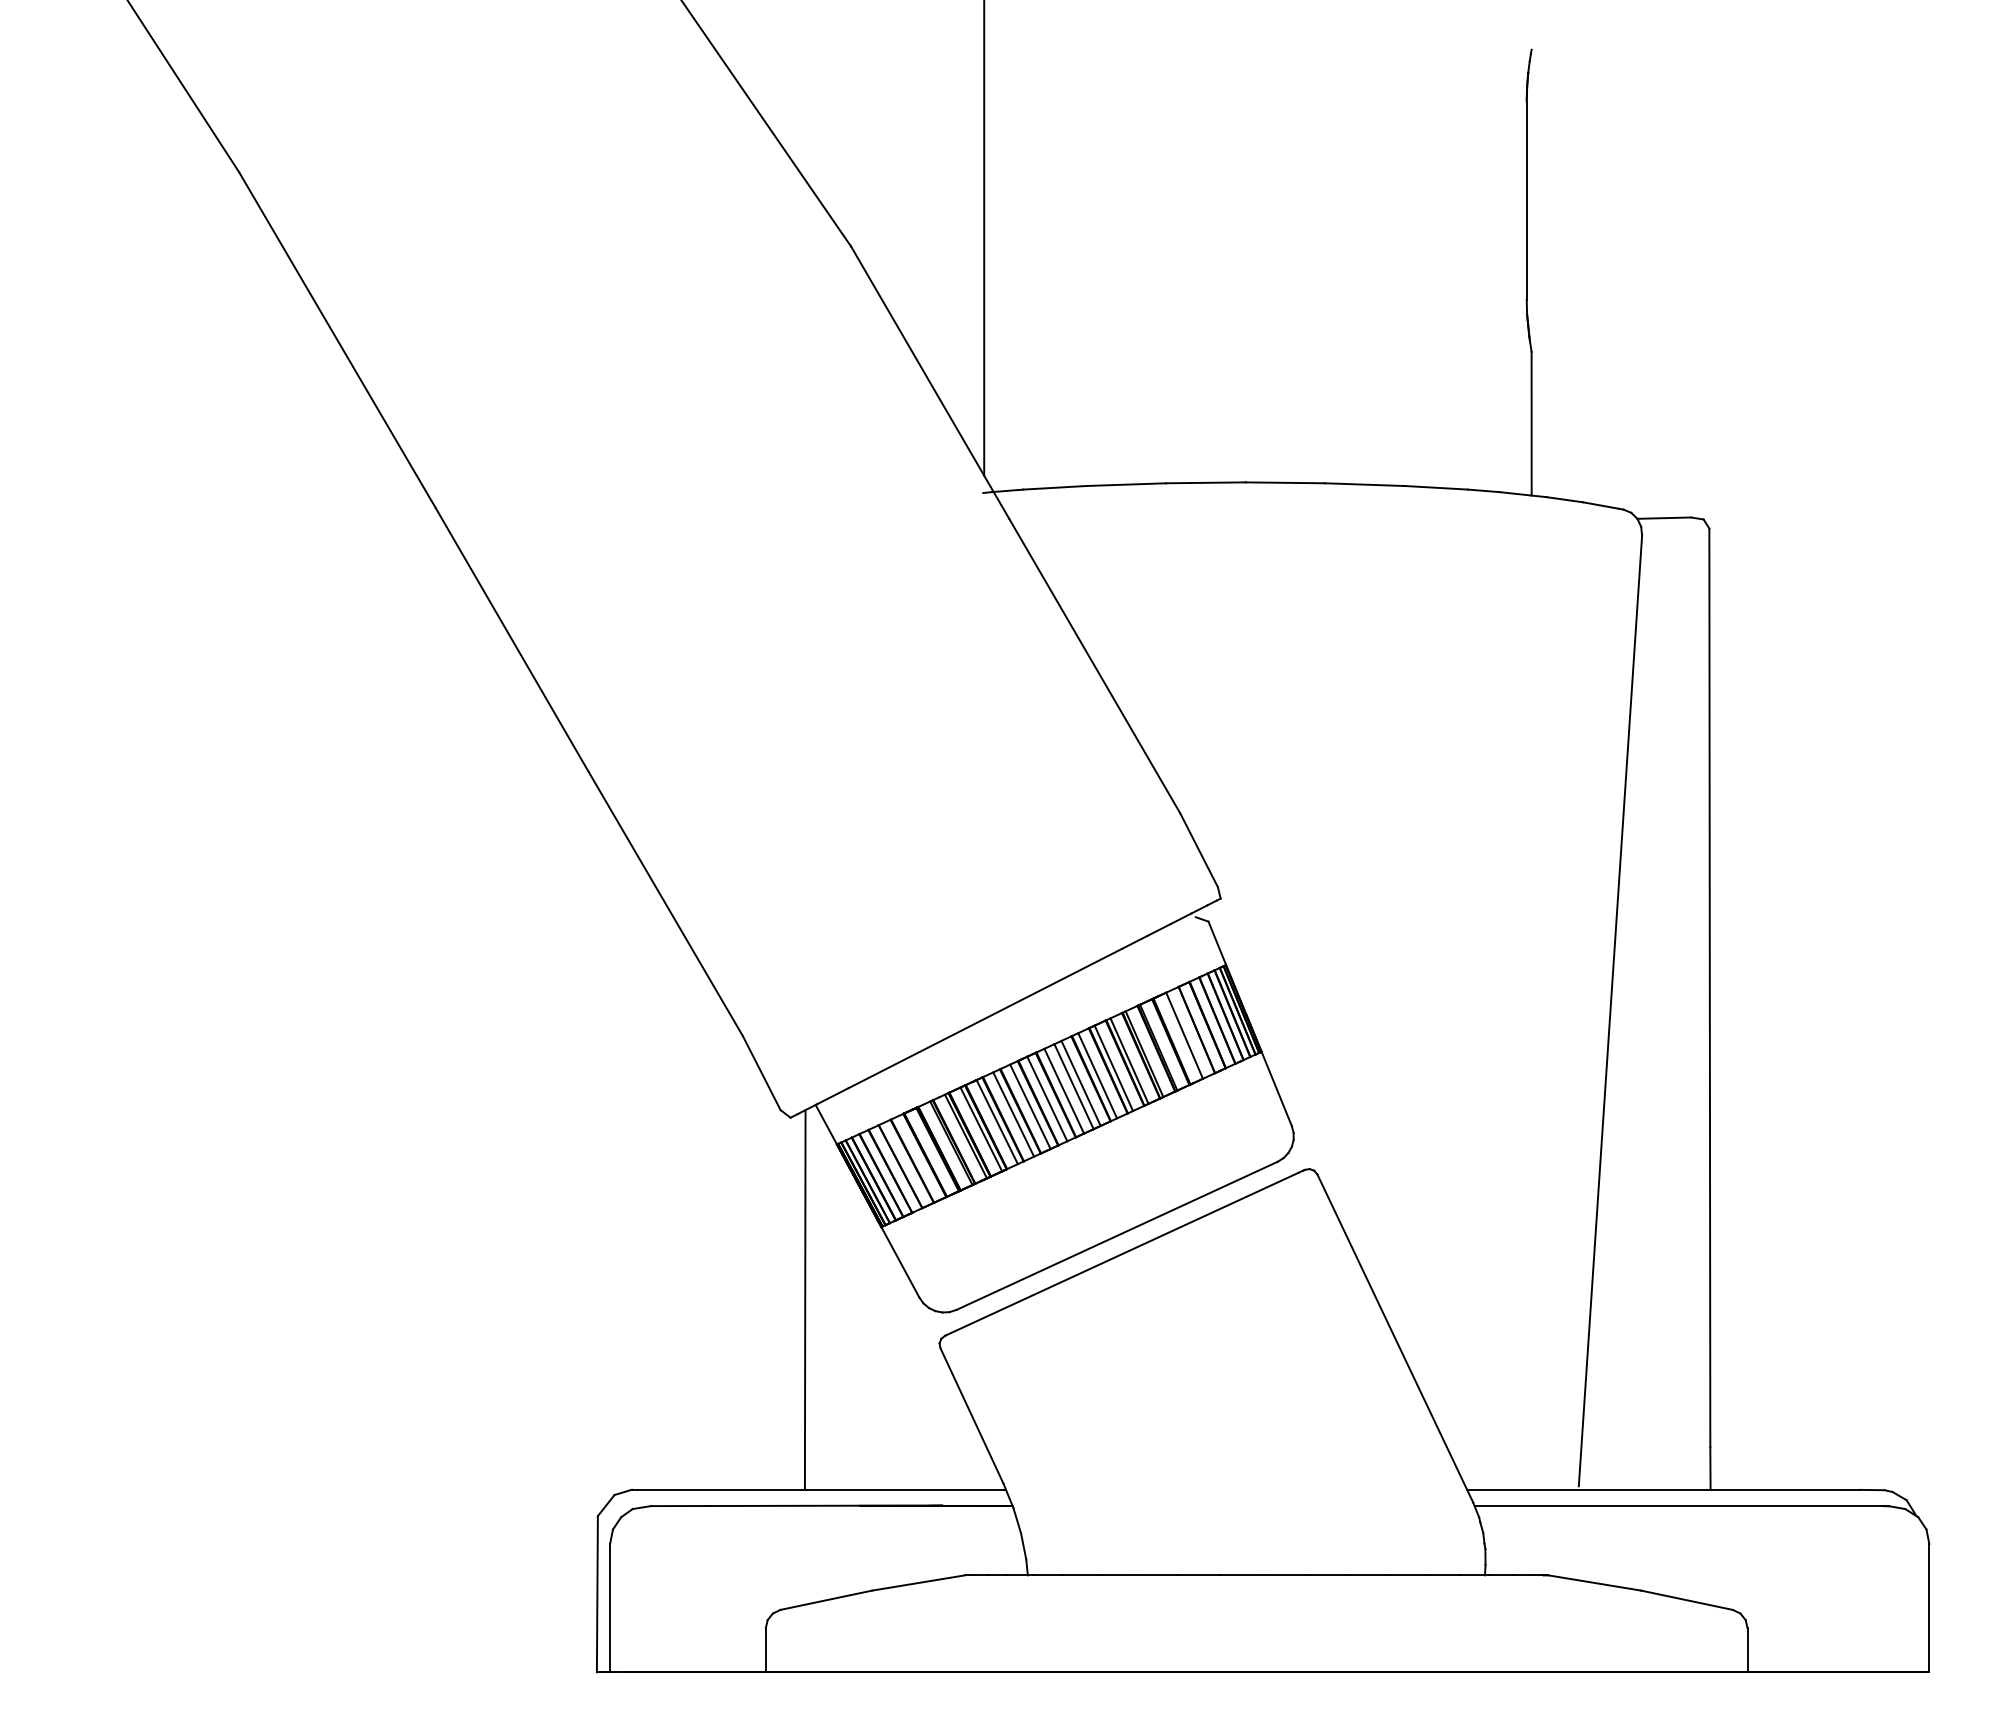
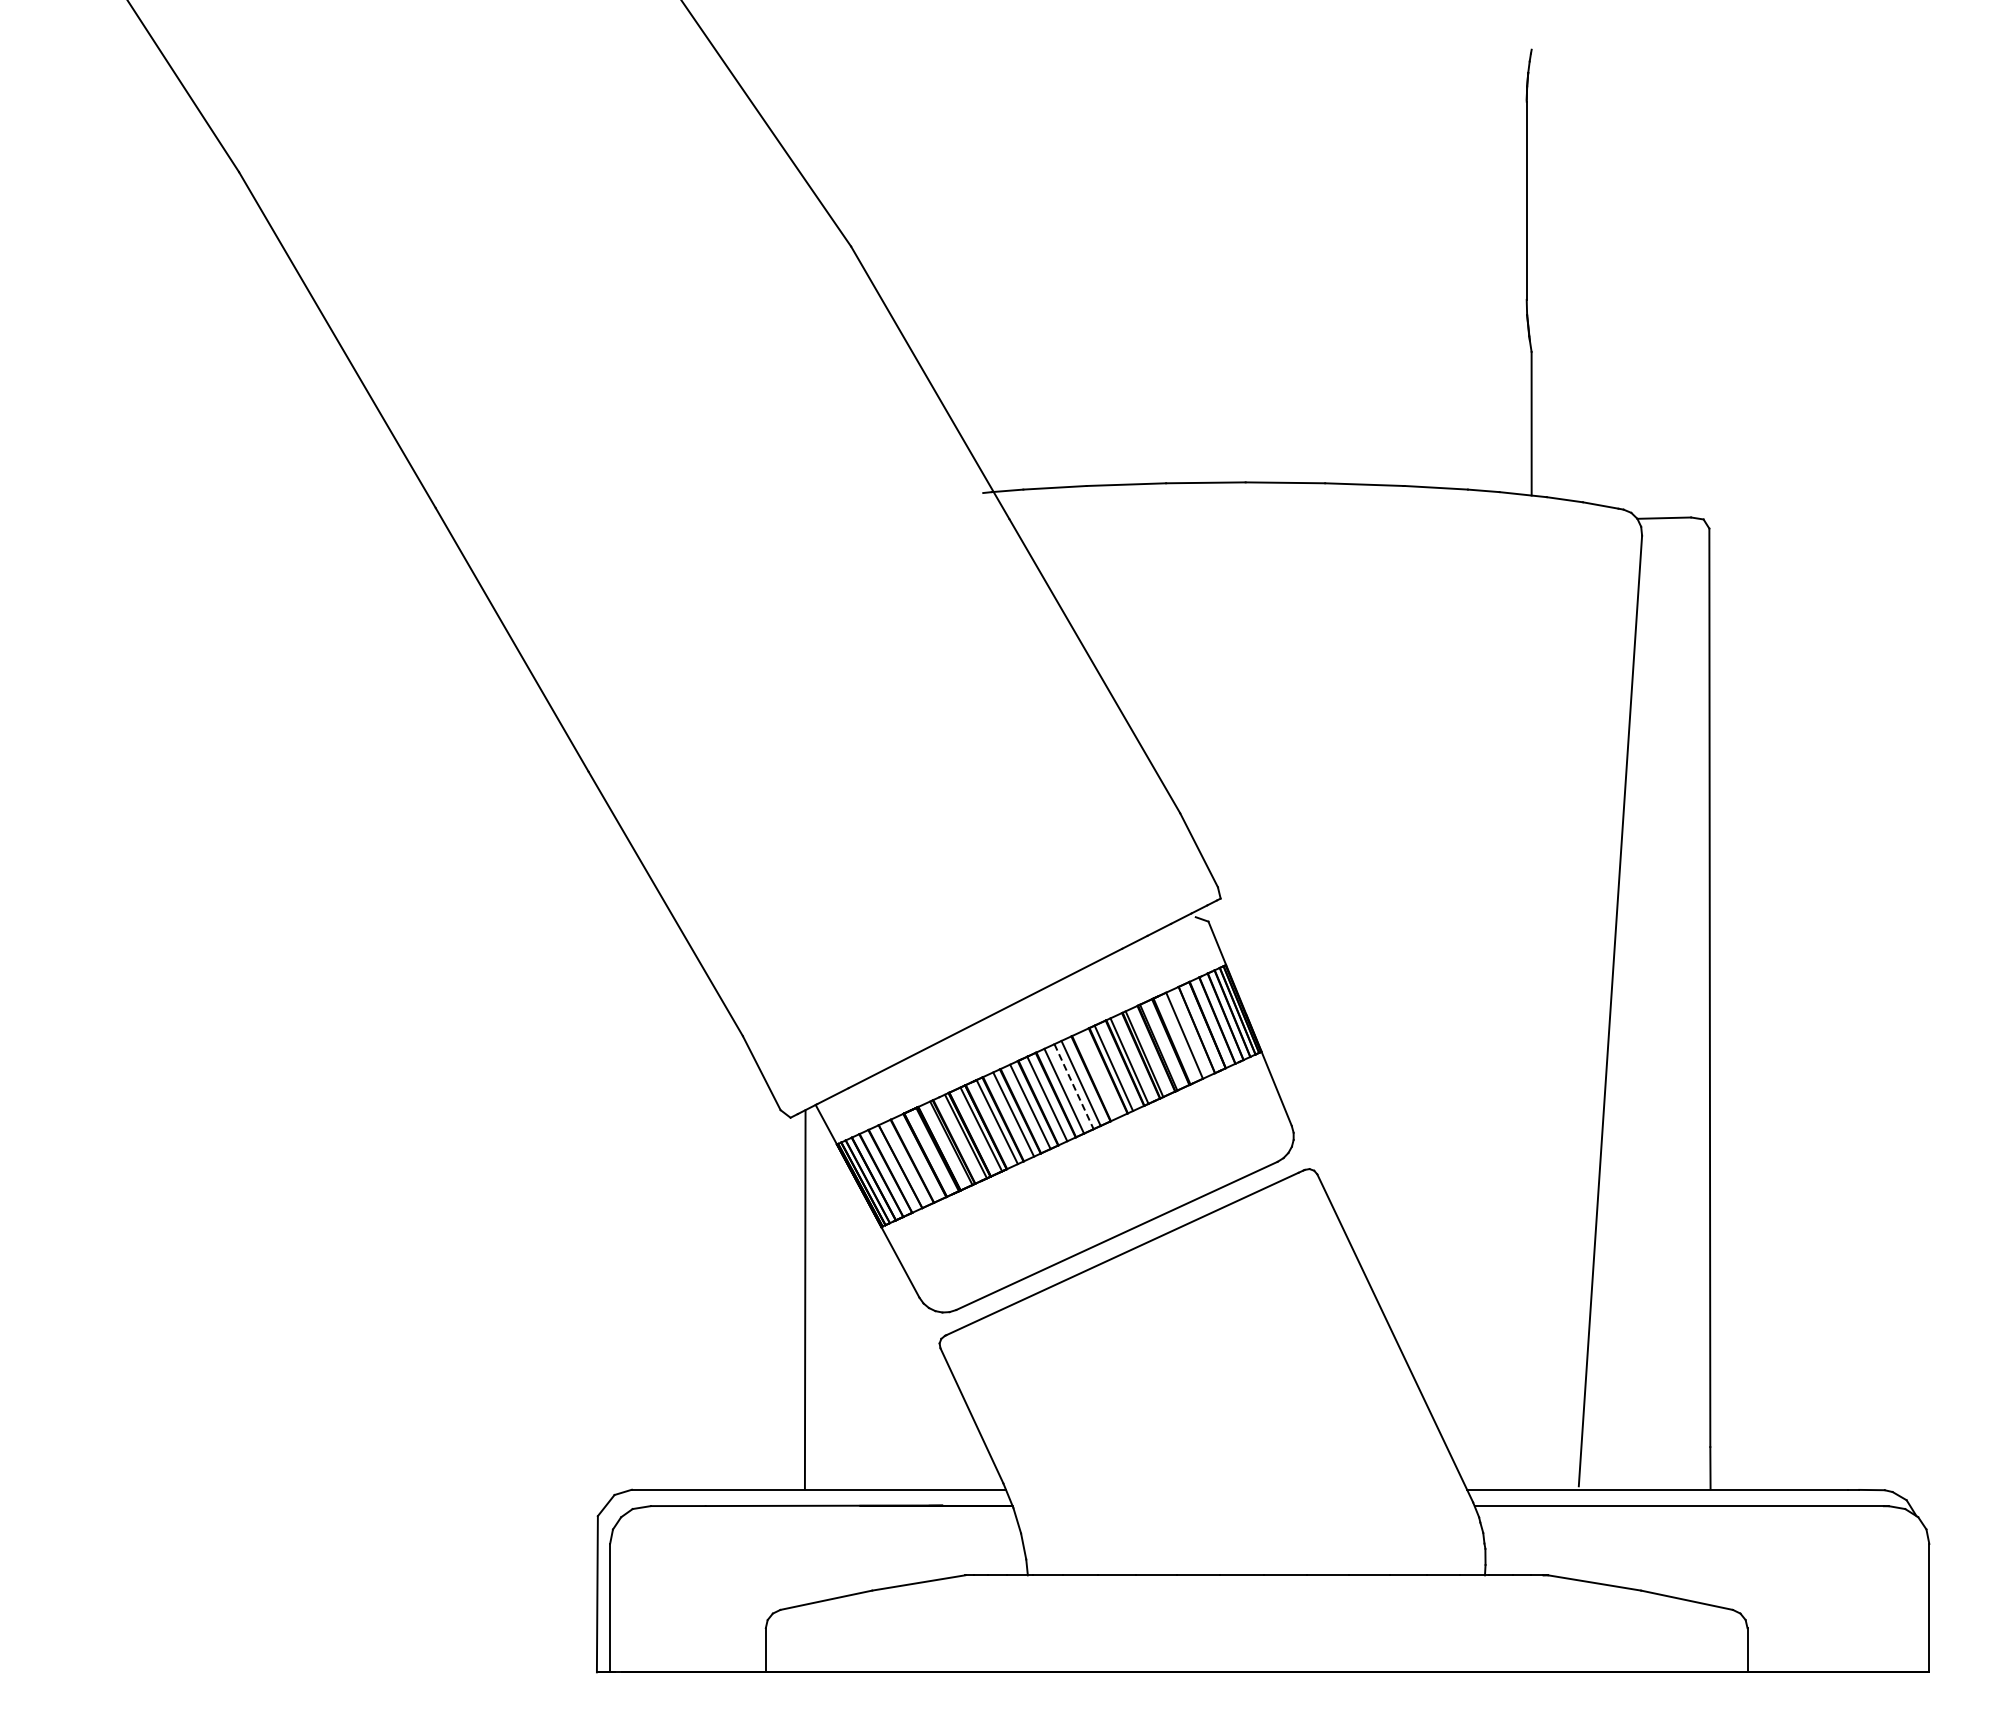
line: present -> none (984, 238)
line: present -> none (1097, 1075)
line: solid -> dashed (1074, 1086)
